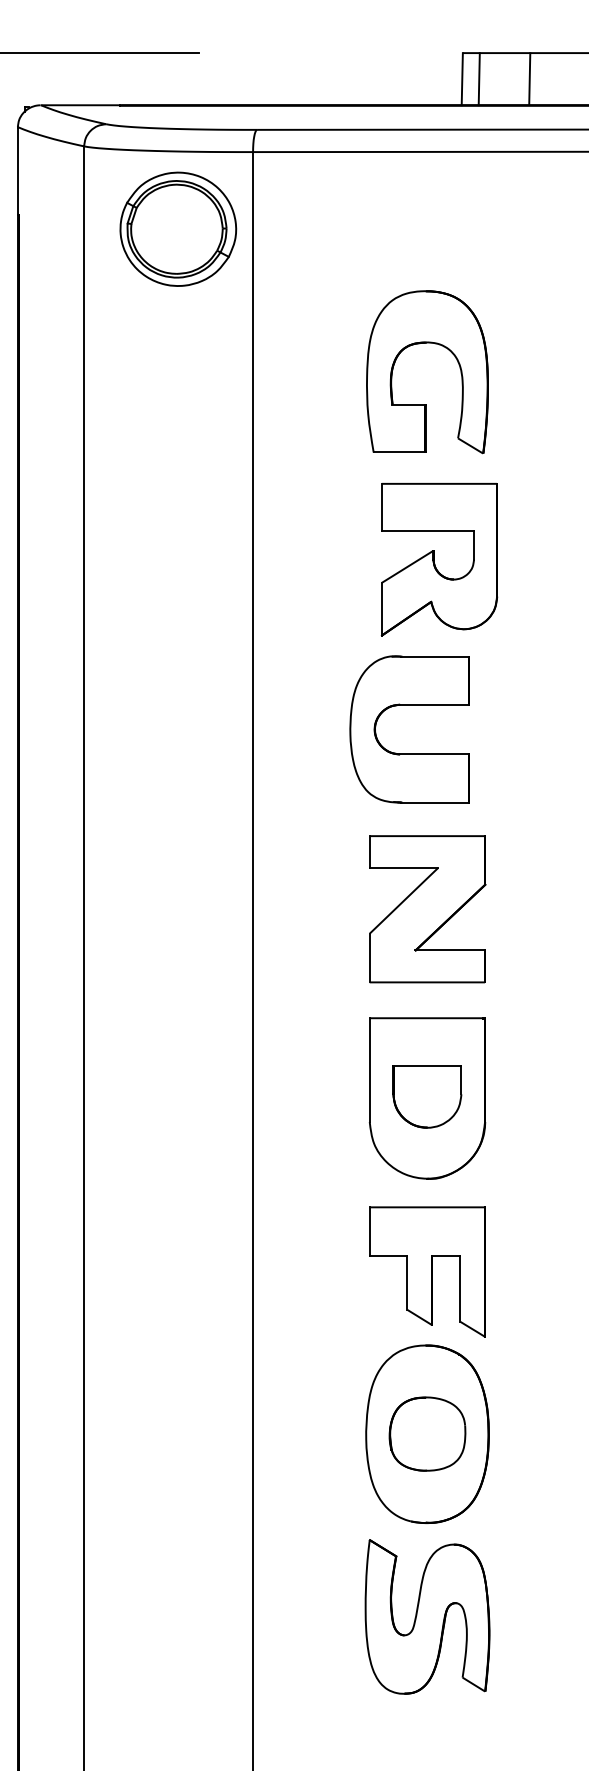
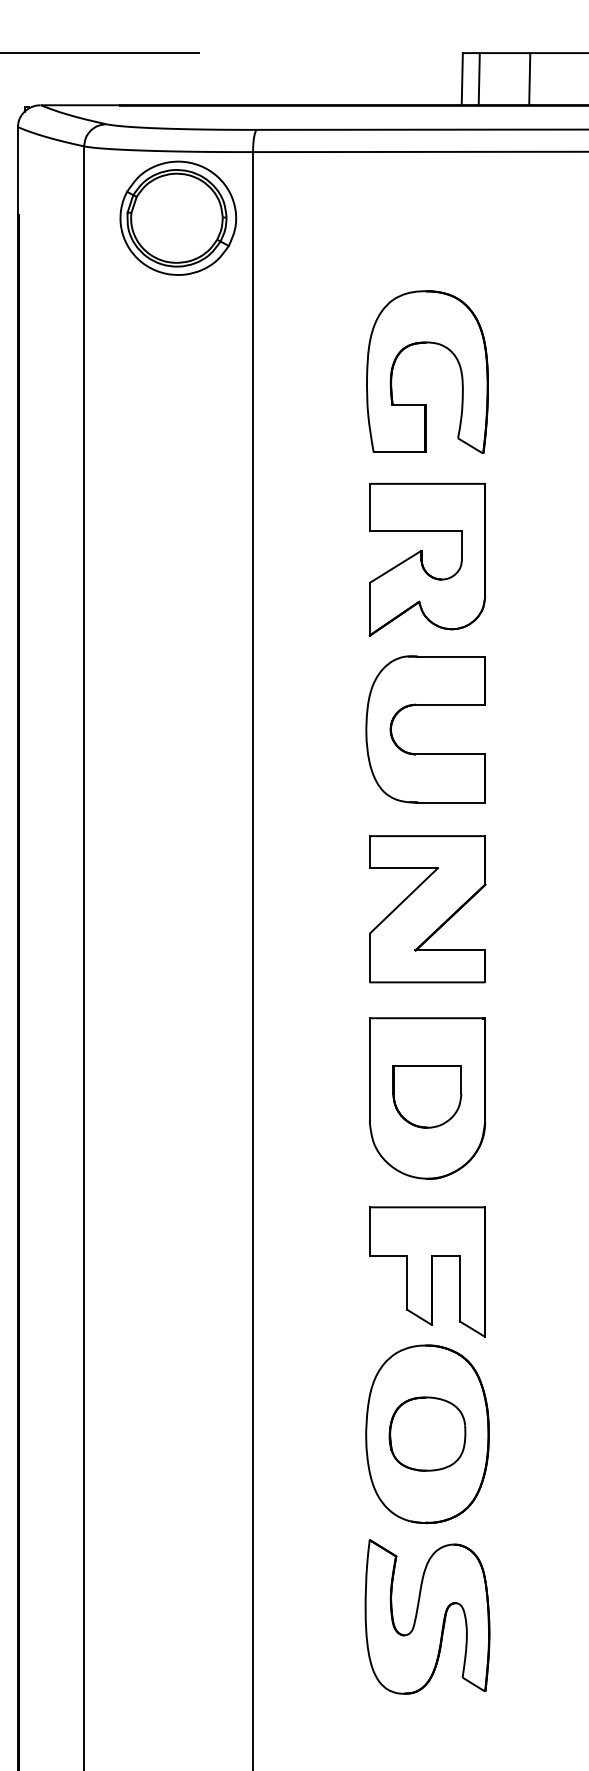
part position: (178, 228) -> (178, 217) (178, 217)
part position: (439, 559) -> (427, 559) (427, 559)
part position: (409, 705) -> (425, 705) (425, 705)
